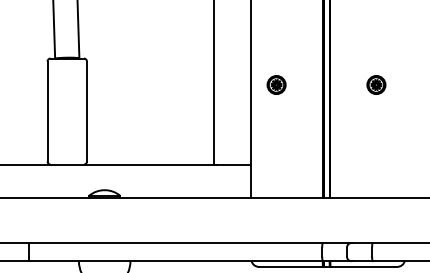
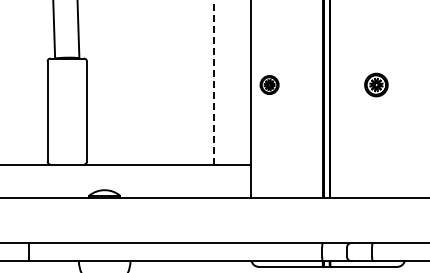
line: solid -> dashed (214, 82)
part position: (276, 84) -> (269, 84) (269, 84)
part size: 21x20 px -> 25x26 px (376, 84)
